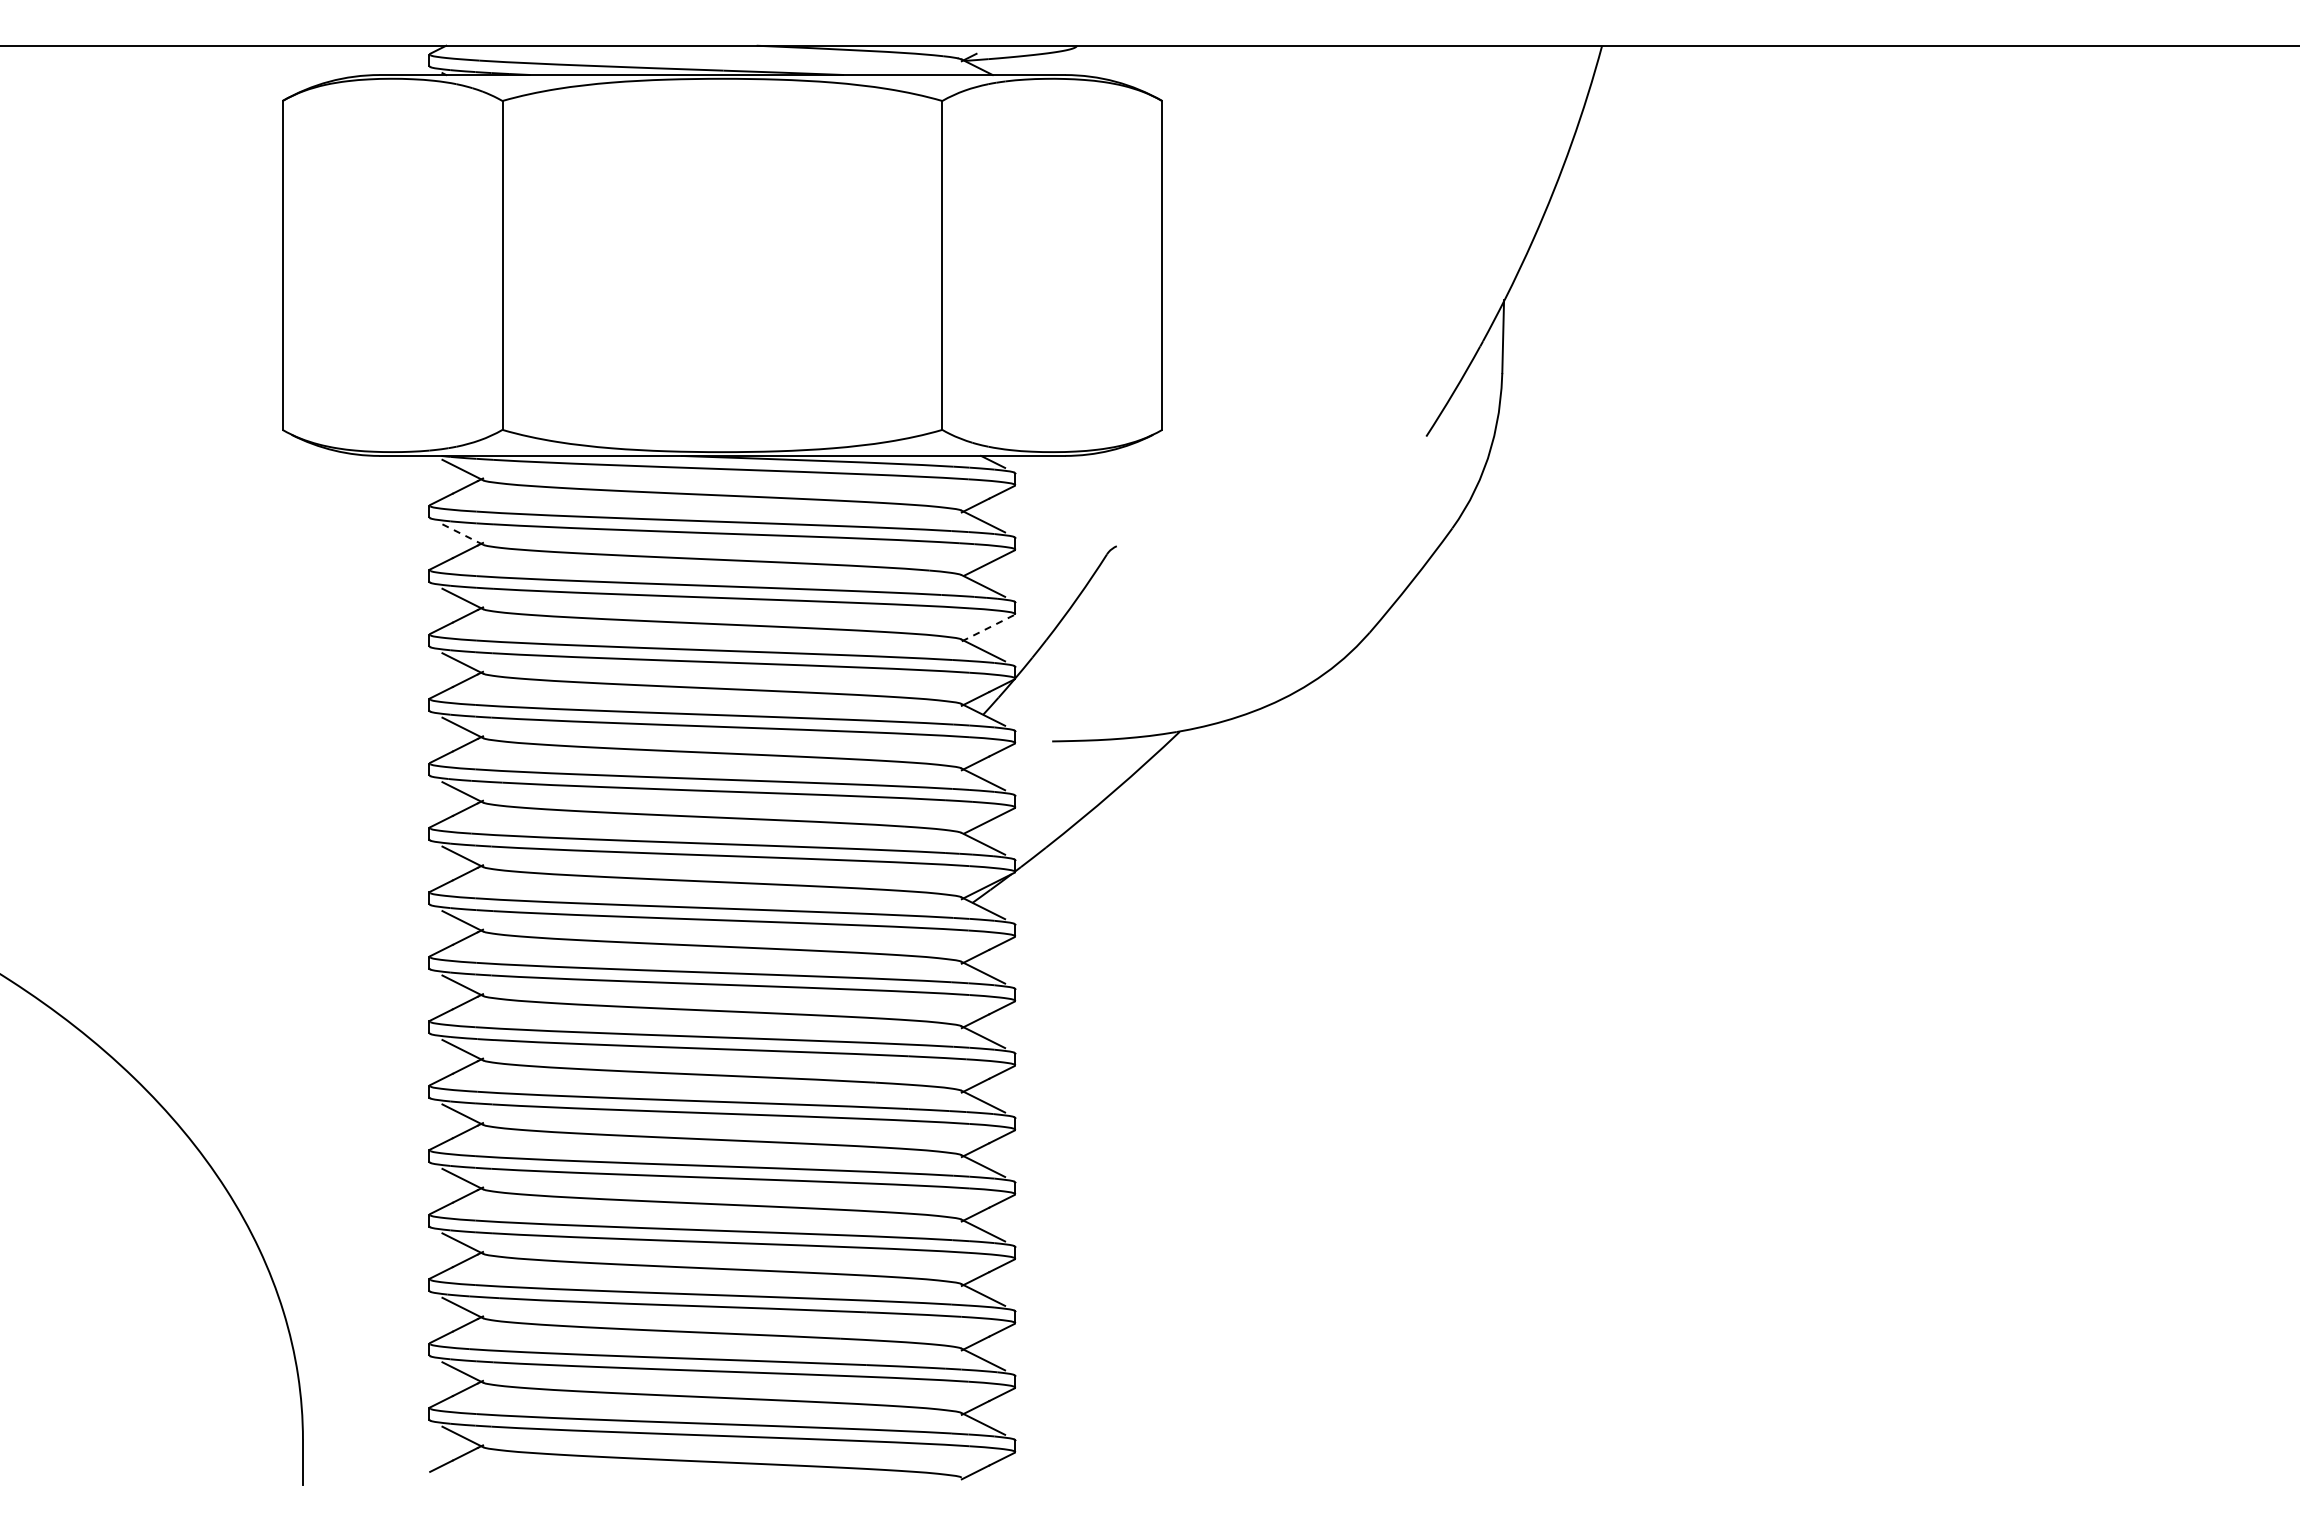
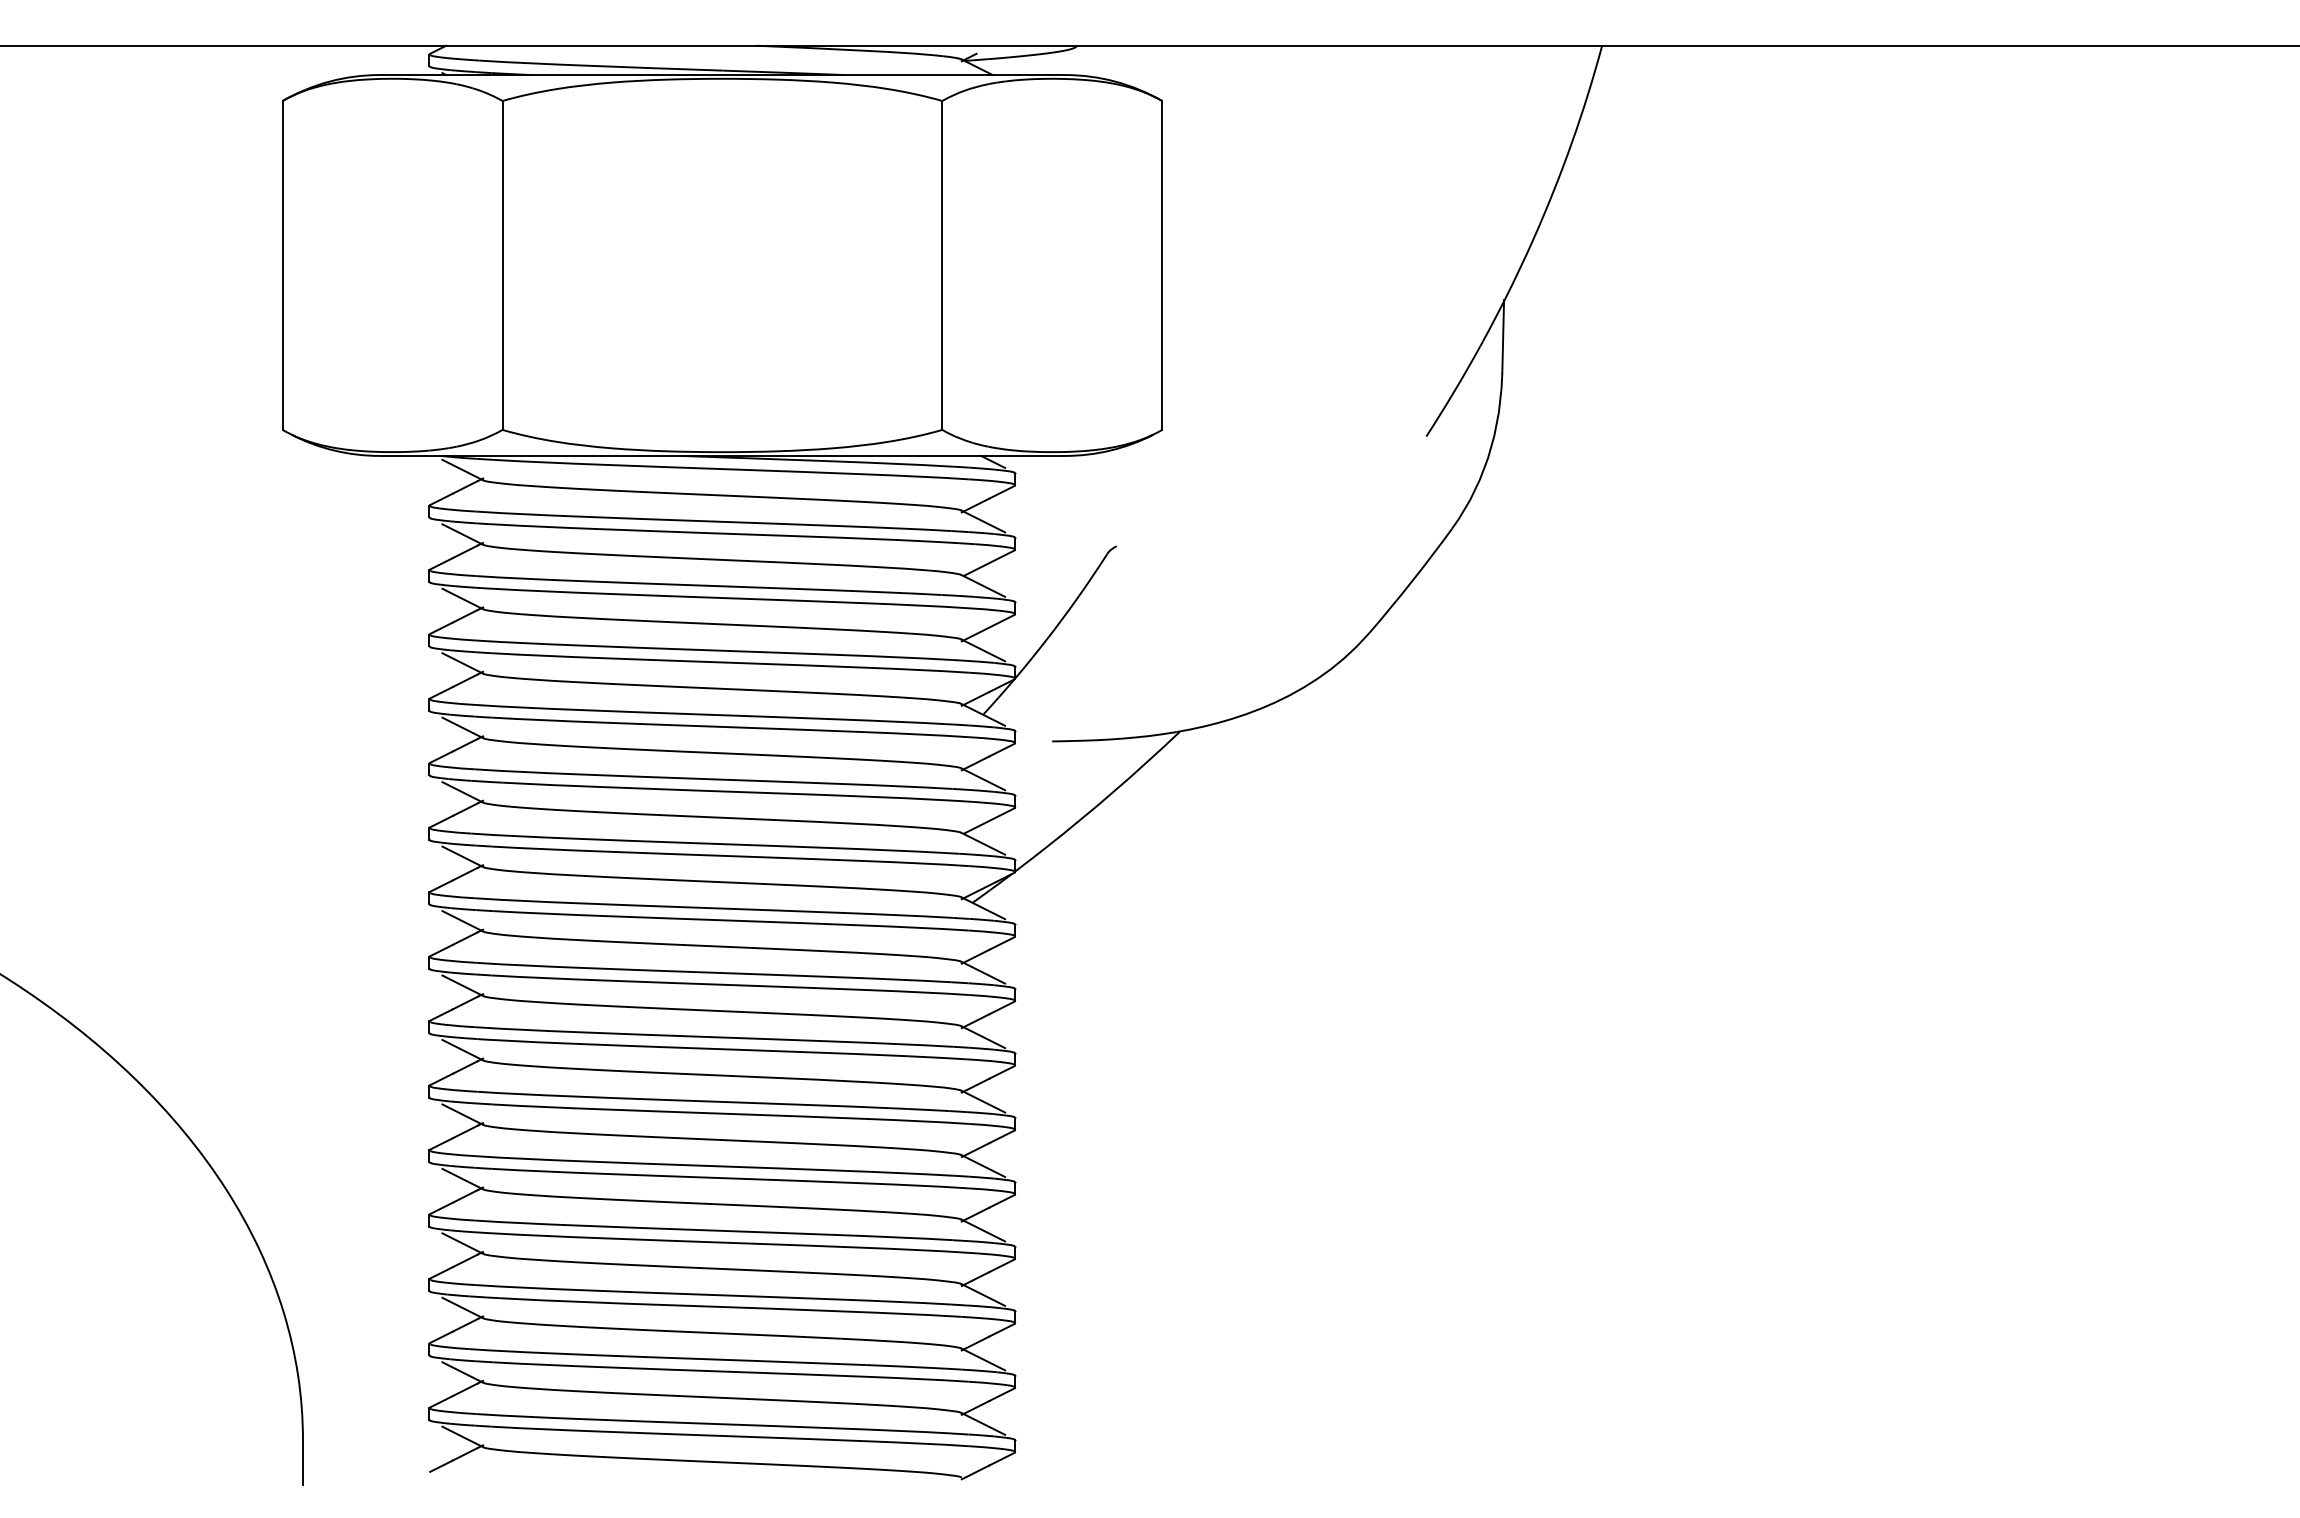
line: dashed -> solid (462, 534)
line: dashed -> solid (988, 628)
